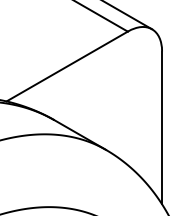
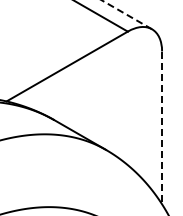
line: solid -> dashed (126, 14)
line: solid -> dashed (162, 128)
